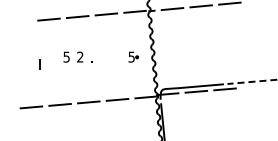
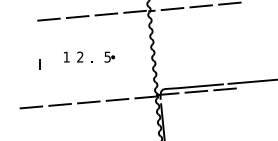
text: 5 -> 1 (66, 56)
part position: (133, 56) -> (109, 56) (109, 56)
line: dashed -> solid (252, 81)
